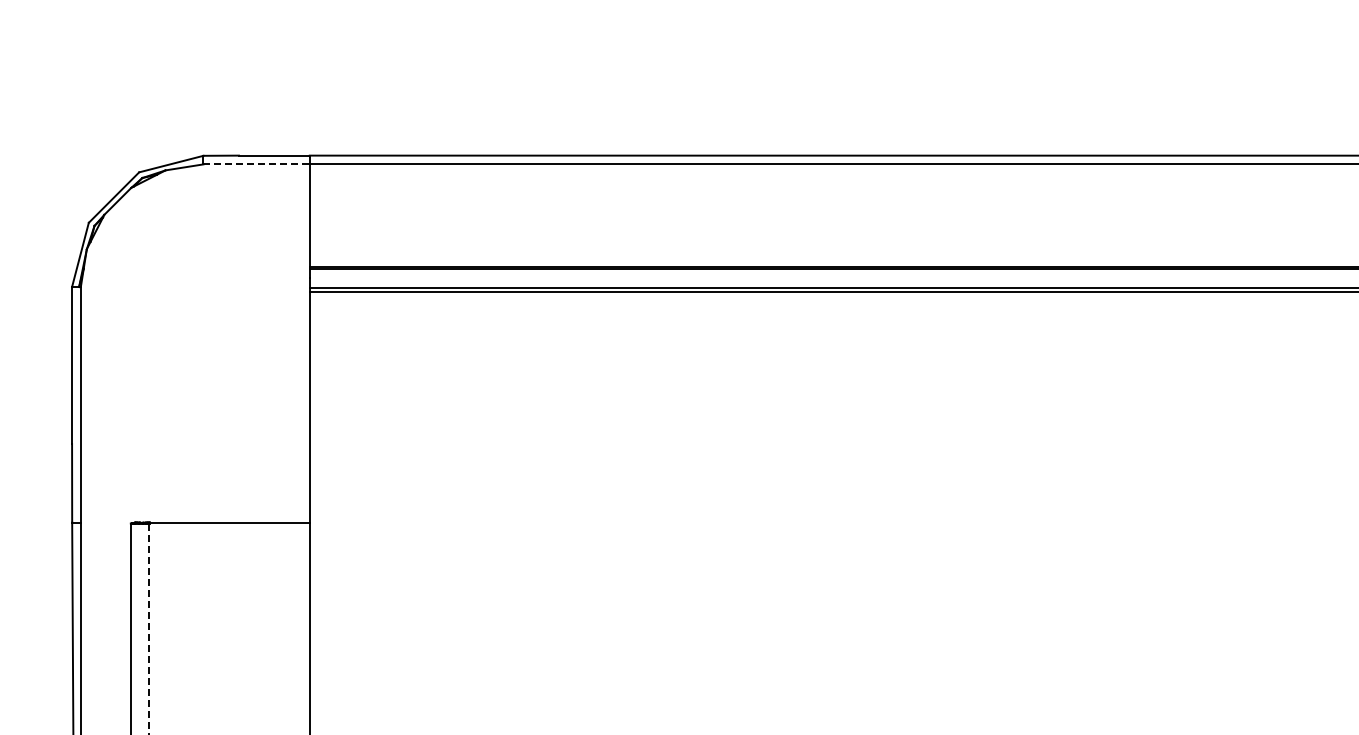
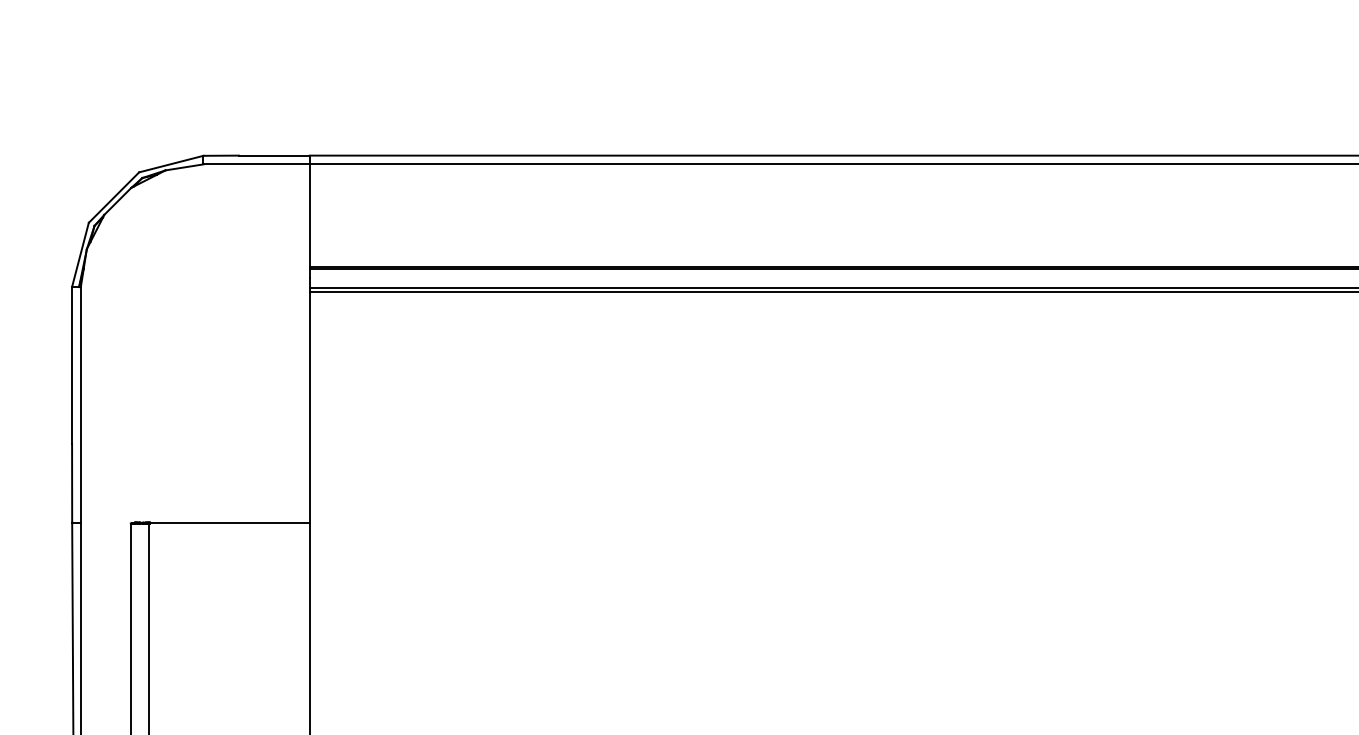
line: dashed -> solid (257, 164)
line: dashed -> solid (149, 629)
